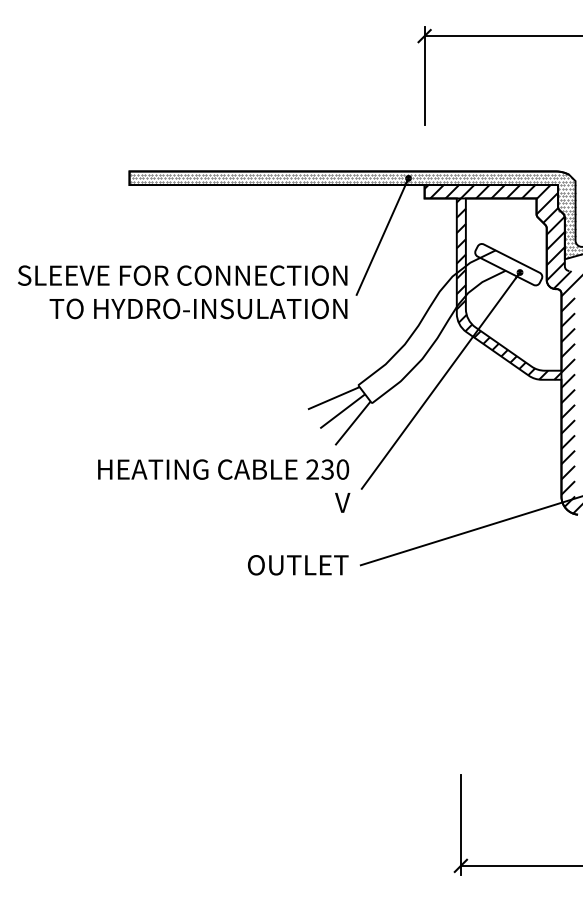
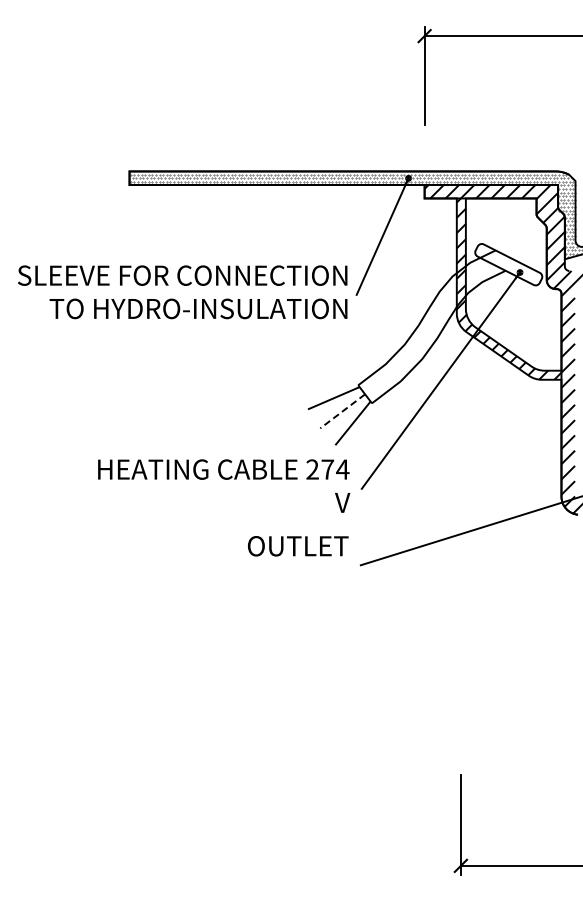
line: solid -> dashed (342, 411)
text: 230 -> 274 (335, 469)
text position: (298, 565) -> (298, 546) (298, 546)
